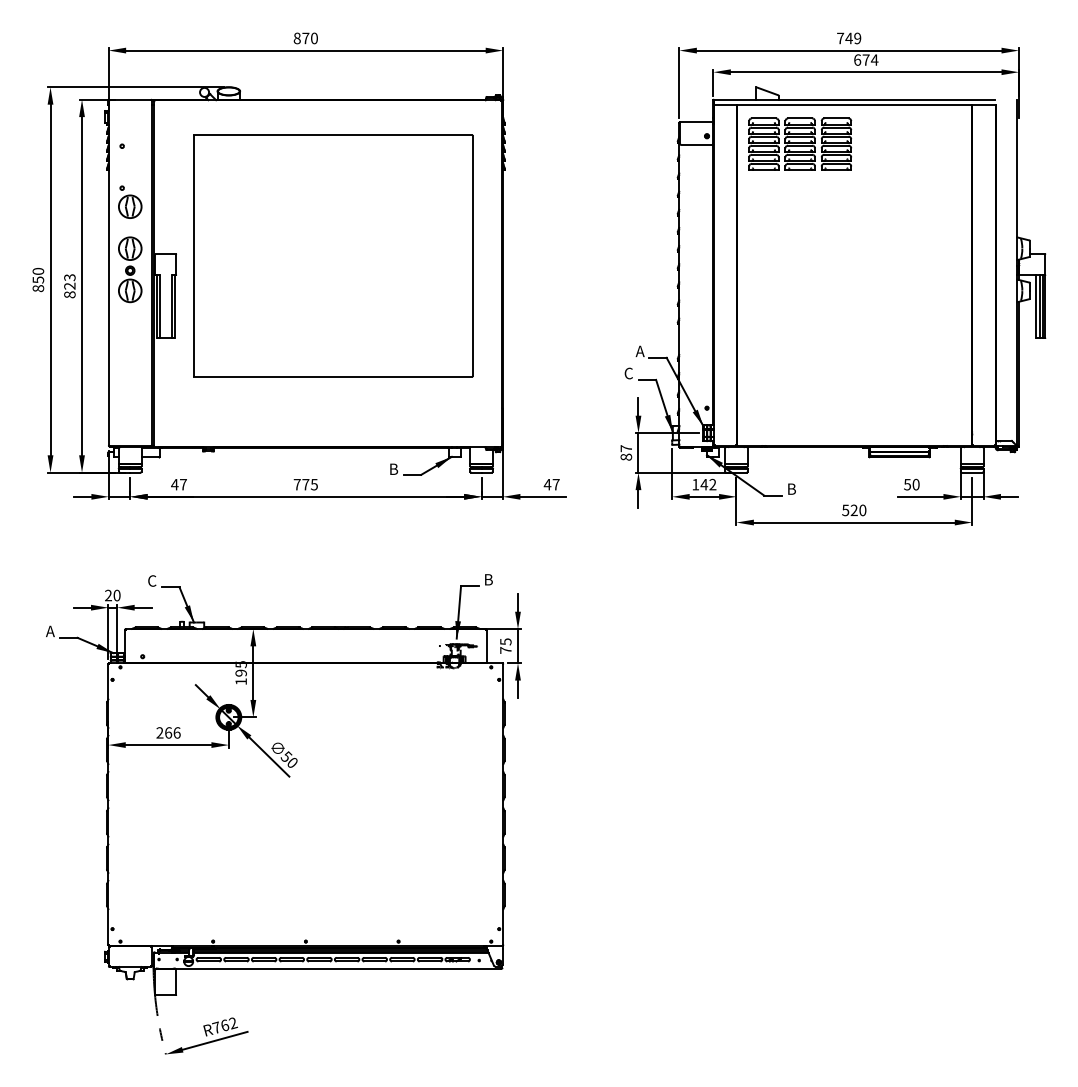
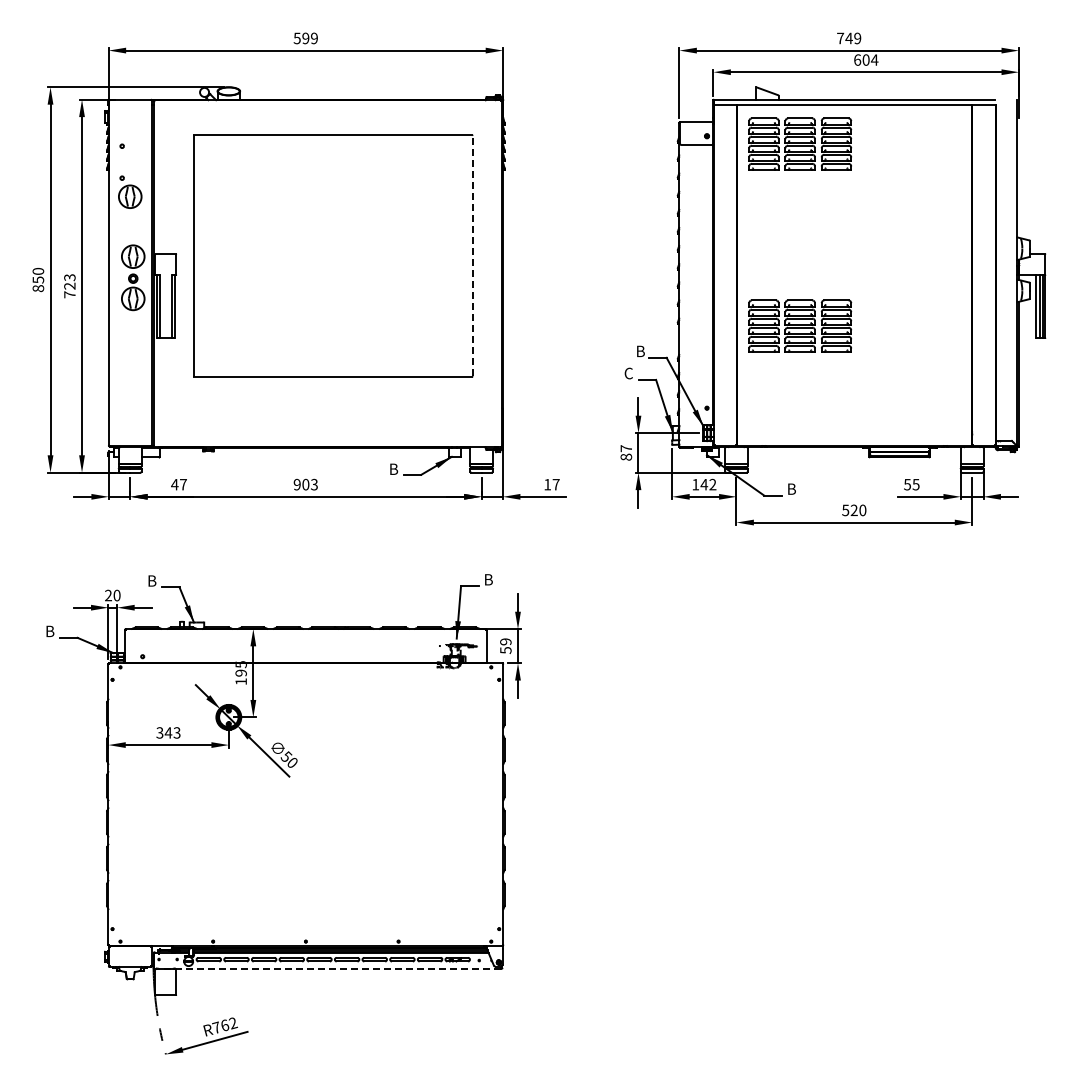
text: 870 -> 599 (305, 38)
text: 674 -> 604 (865, 59)
part position: (130, 201) -> (130, 191) (130, 191)
line: solid -> dashed (472, 255)
part position: (130, 269) -> (133, 277) (133, 277)
text: 823 -> 723 (69, 294)
part: none -> present (800, 325)
text: A -> B (639, 351)
text: 775 -> 903 (305, 484)
text: 47 -> 17 (547, 484)
text: 50 -> 55 (915, 484)
text: C -> B (152, 580)
text: A -> B (50, 631)
text: 75 -> 59 (505, 646)
text: 266 -> 343 (168, 732)
line: solid -> dashed (327, 968)
